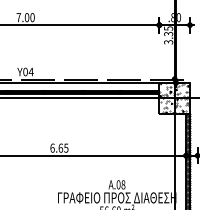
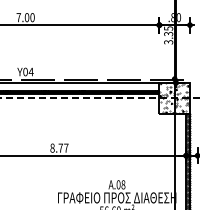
line: solid -> dashed (100, 98)
text: 6.65 -> 8.77 (59, 147)
